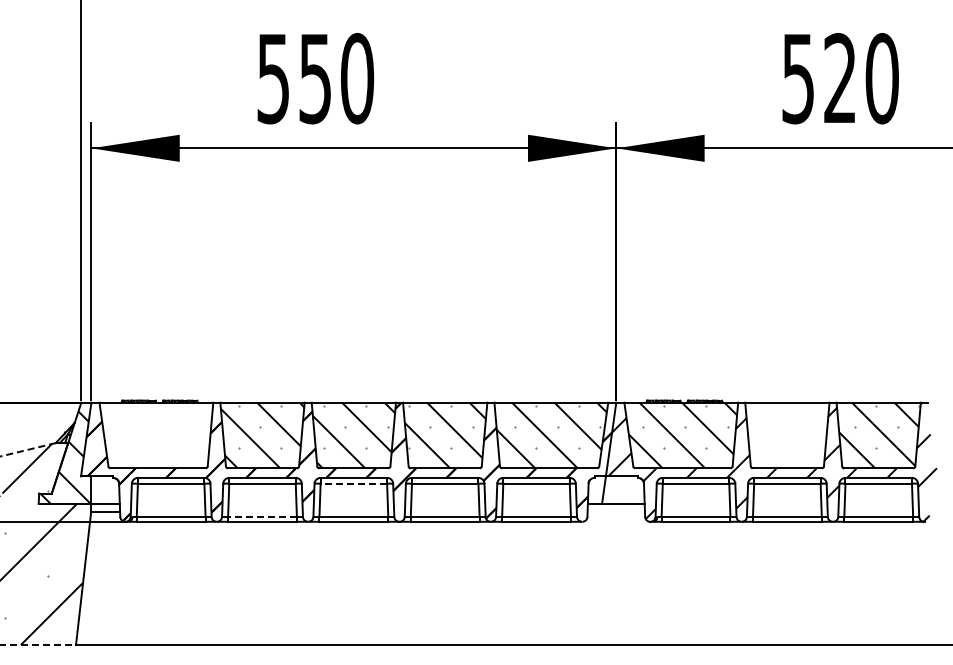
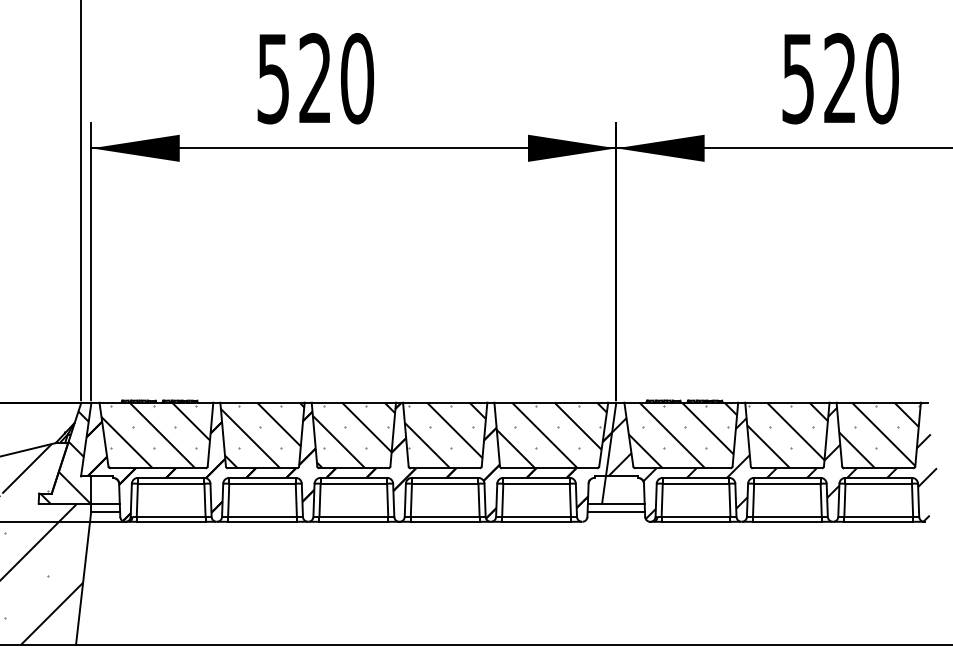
text: 550 -> 520 (314, 78)
hatch: none -> present (155, 435)
hatch: none -> present (787, 435)
line: dashed -> solid (27, 449)
line: dashed -> solid (353, 483)
line: none -> present (615, 512)
line: dashed -> solid (262, 516)
line: dashed -> solid (38, 644)
